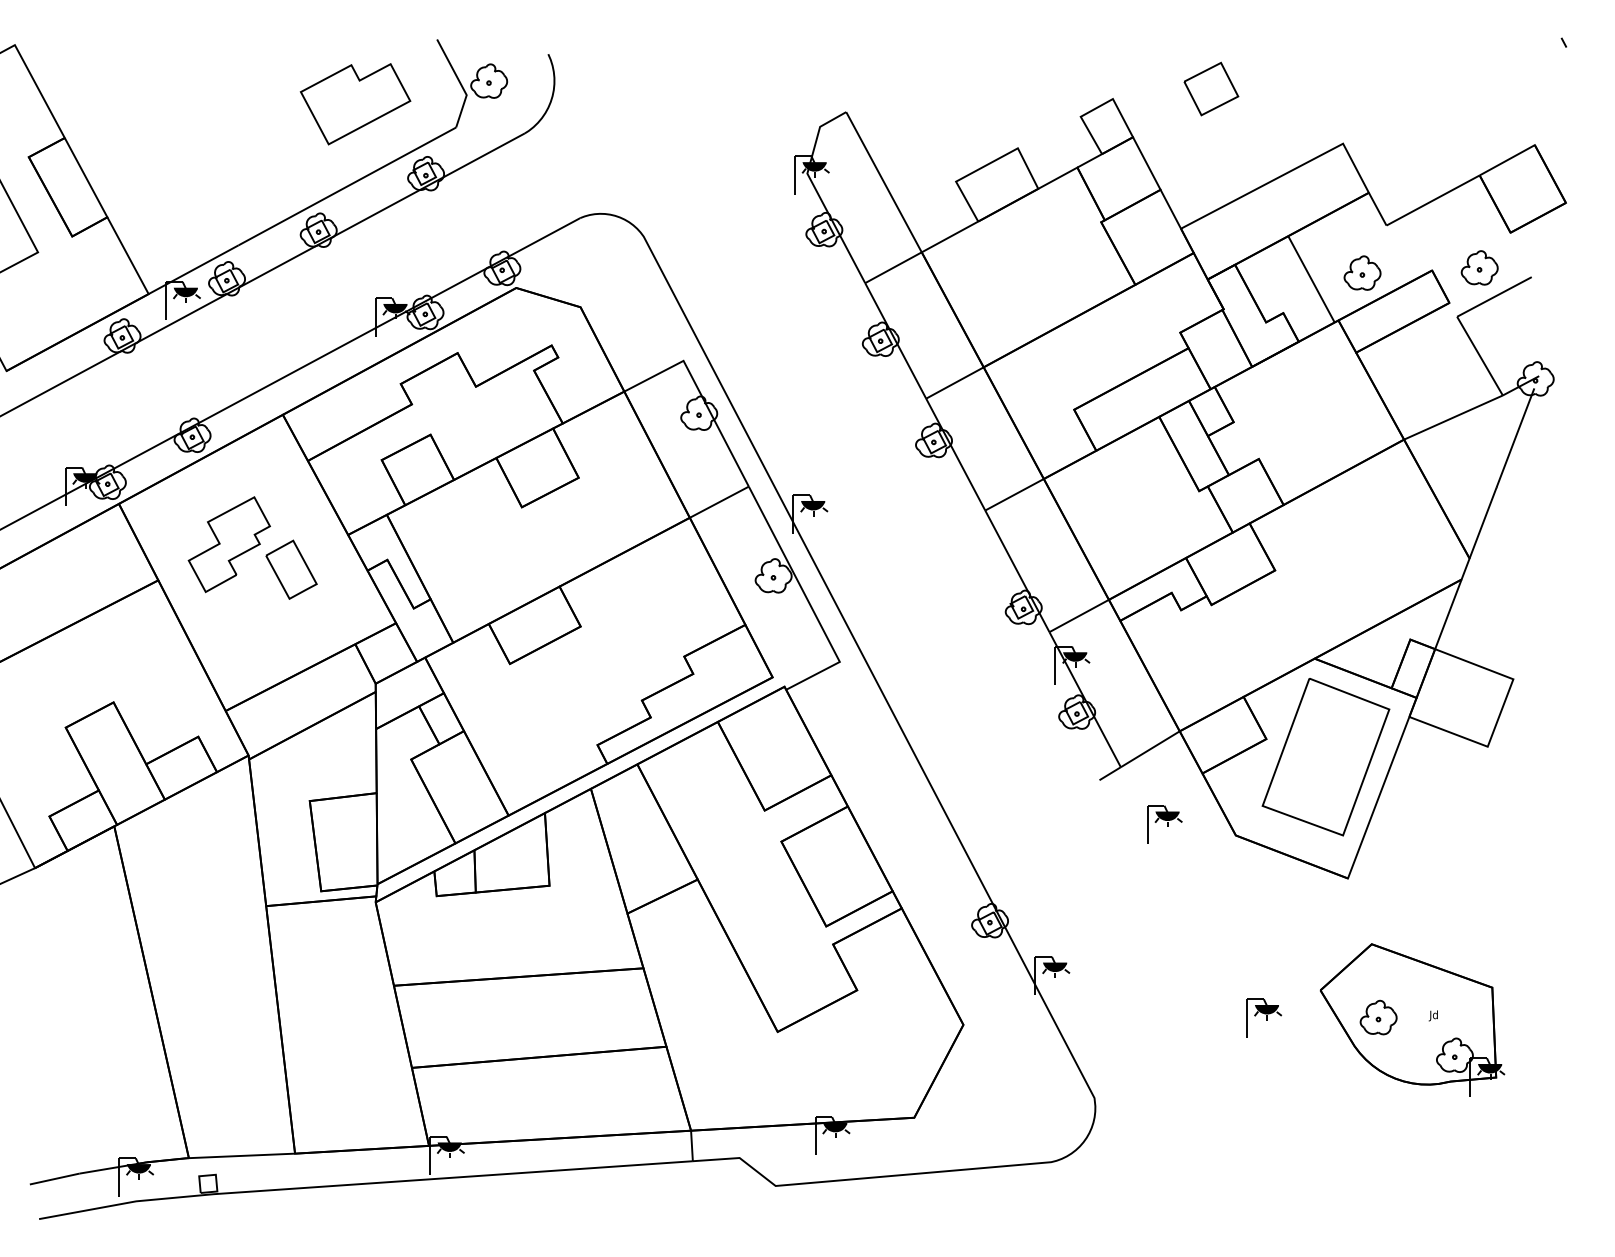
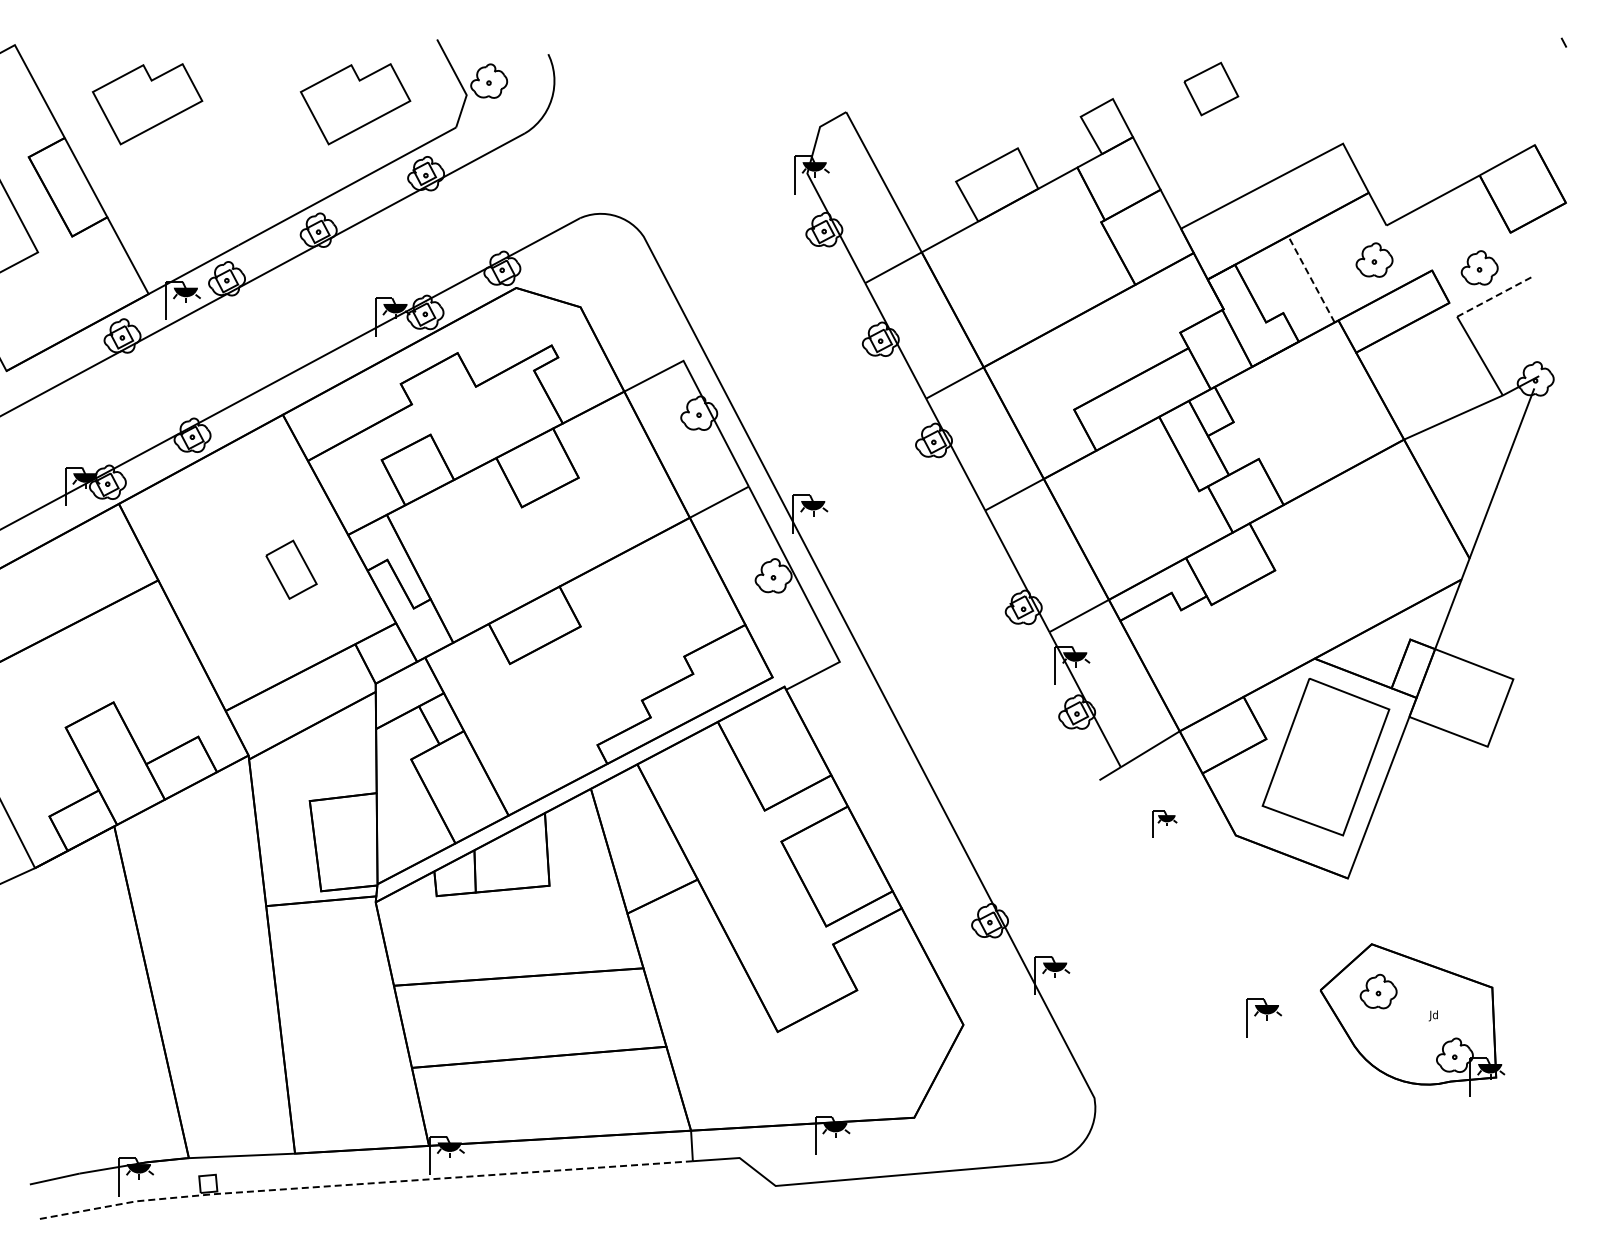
part: none -> present (147, 104)
part position: (1362, 272) -> (1374, 259) (1374, 259)
line: solid -> dashed (1311, 279)
line: solid -> dashed (1494, 296)
part: present -> none (228, 544)
part size: 36x39 px -> 26x28 px (1164, 823)
part position: (1378, 1017) -> (1378, 991) (1378, 991)
line: solid -> dashed (364, 1183)
